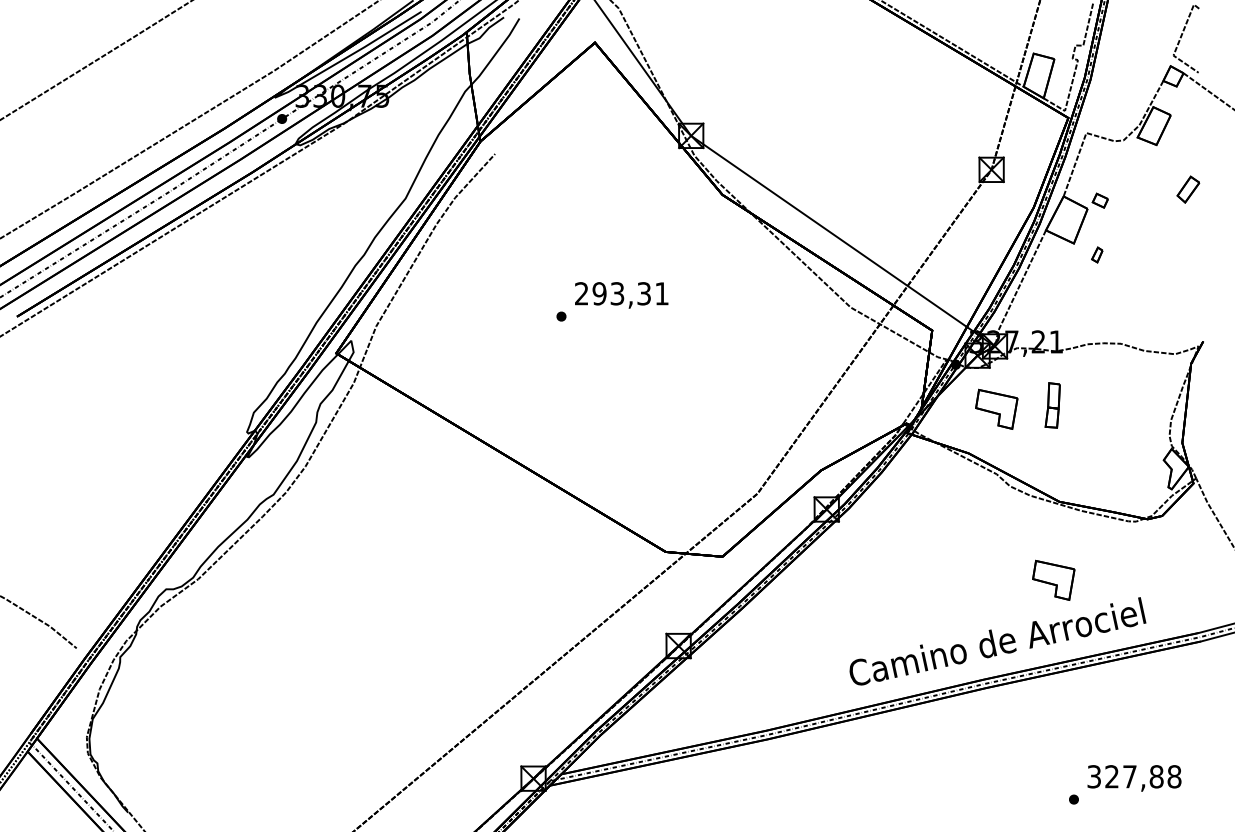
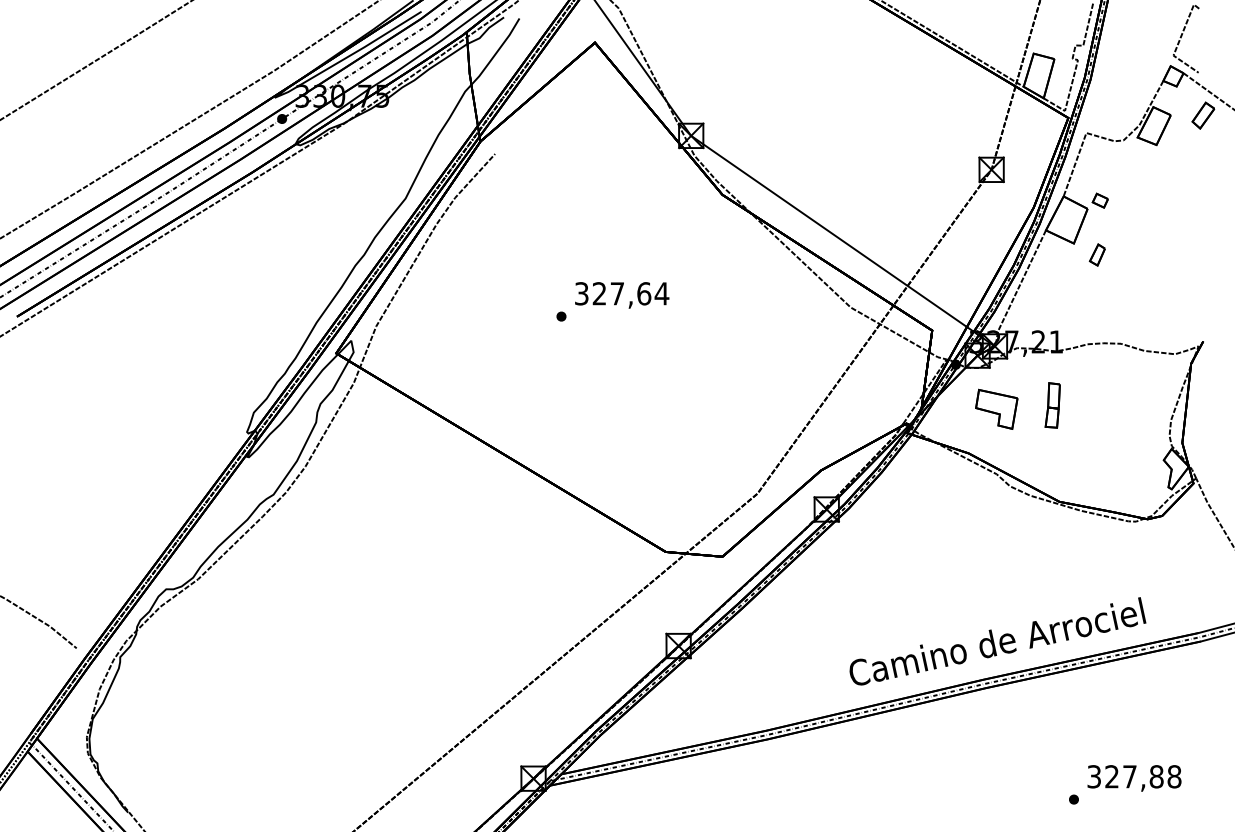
part position: (1188, 189) -> (1203, 115) (1203, 115)
part size: 13x18 px -> 18x24 px (1096, 254)
text: 293,31 -> 327,64 (622, 293)
part: present -> none (1053, 579)
